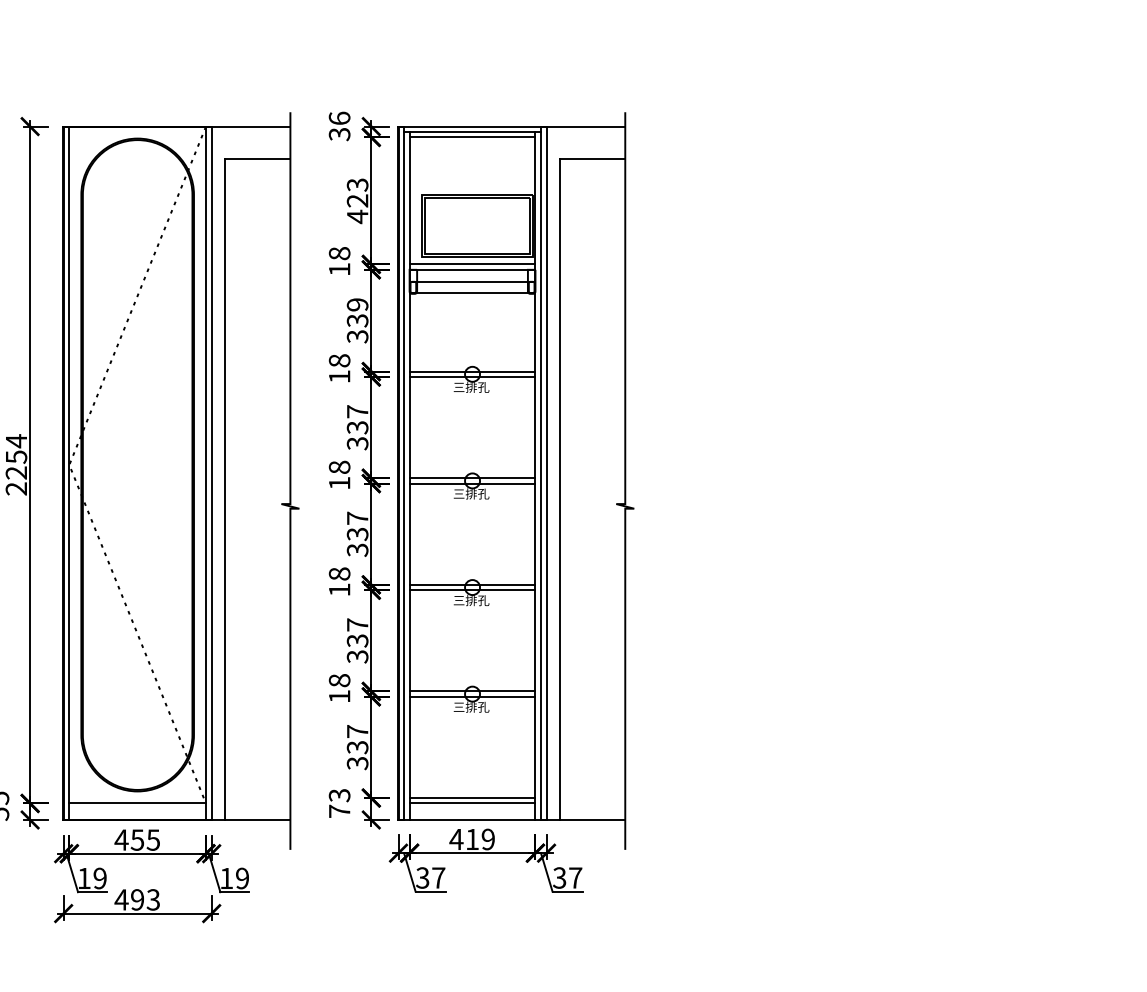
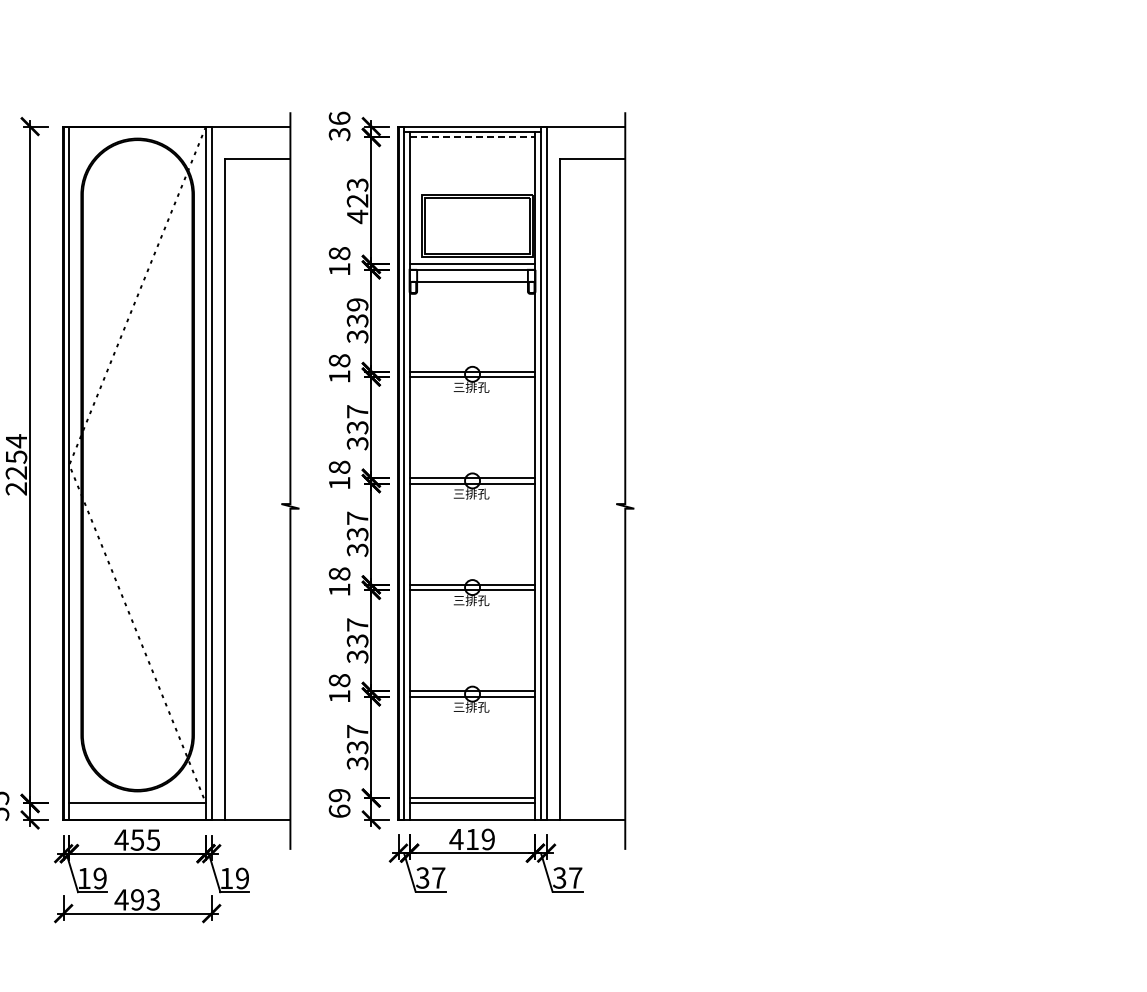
line: solid -> dashed (472, 137)
line: present -> none (472, 292)
text: 73 -> 69 (339, 803)
